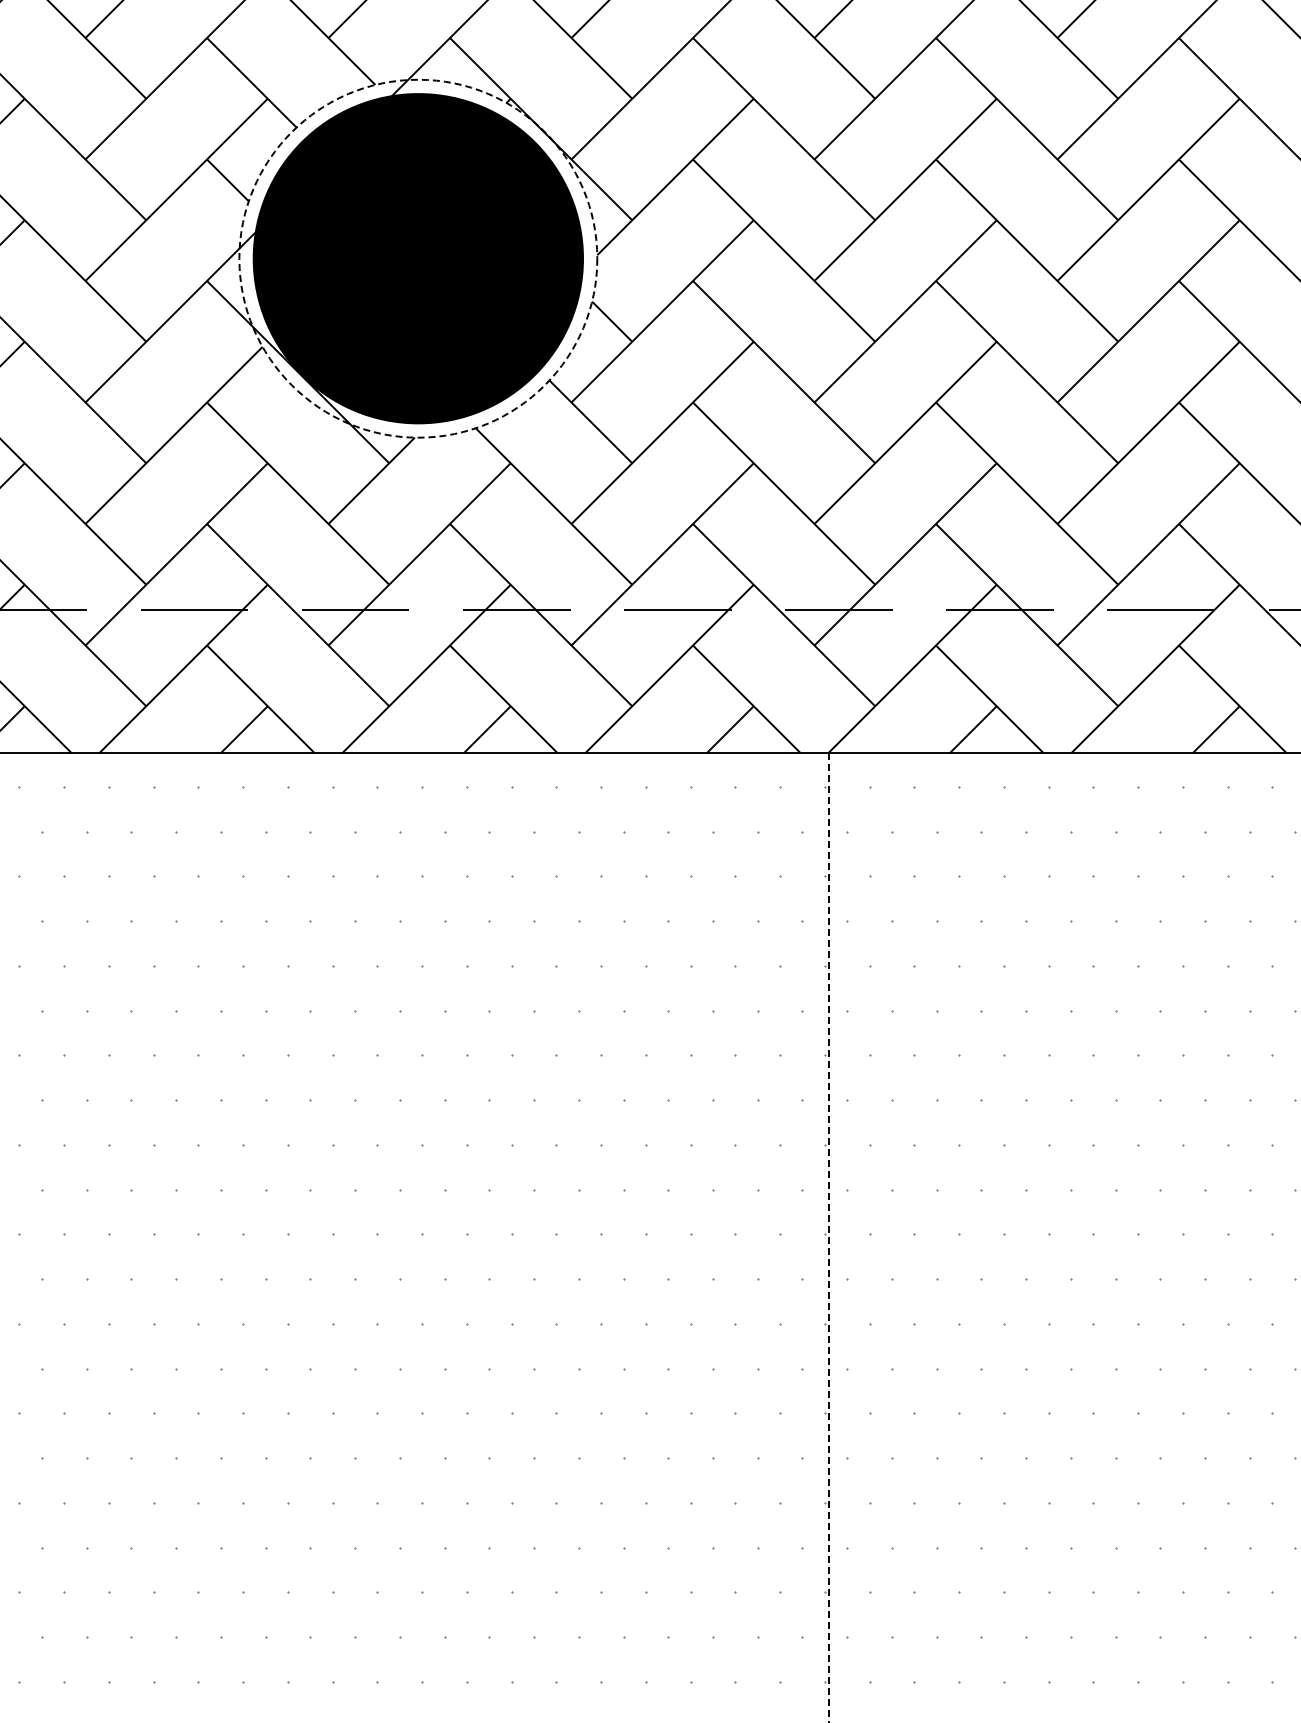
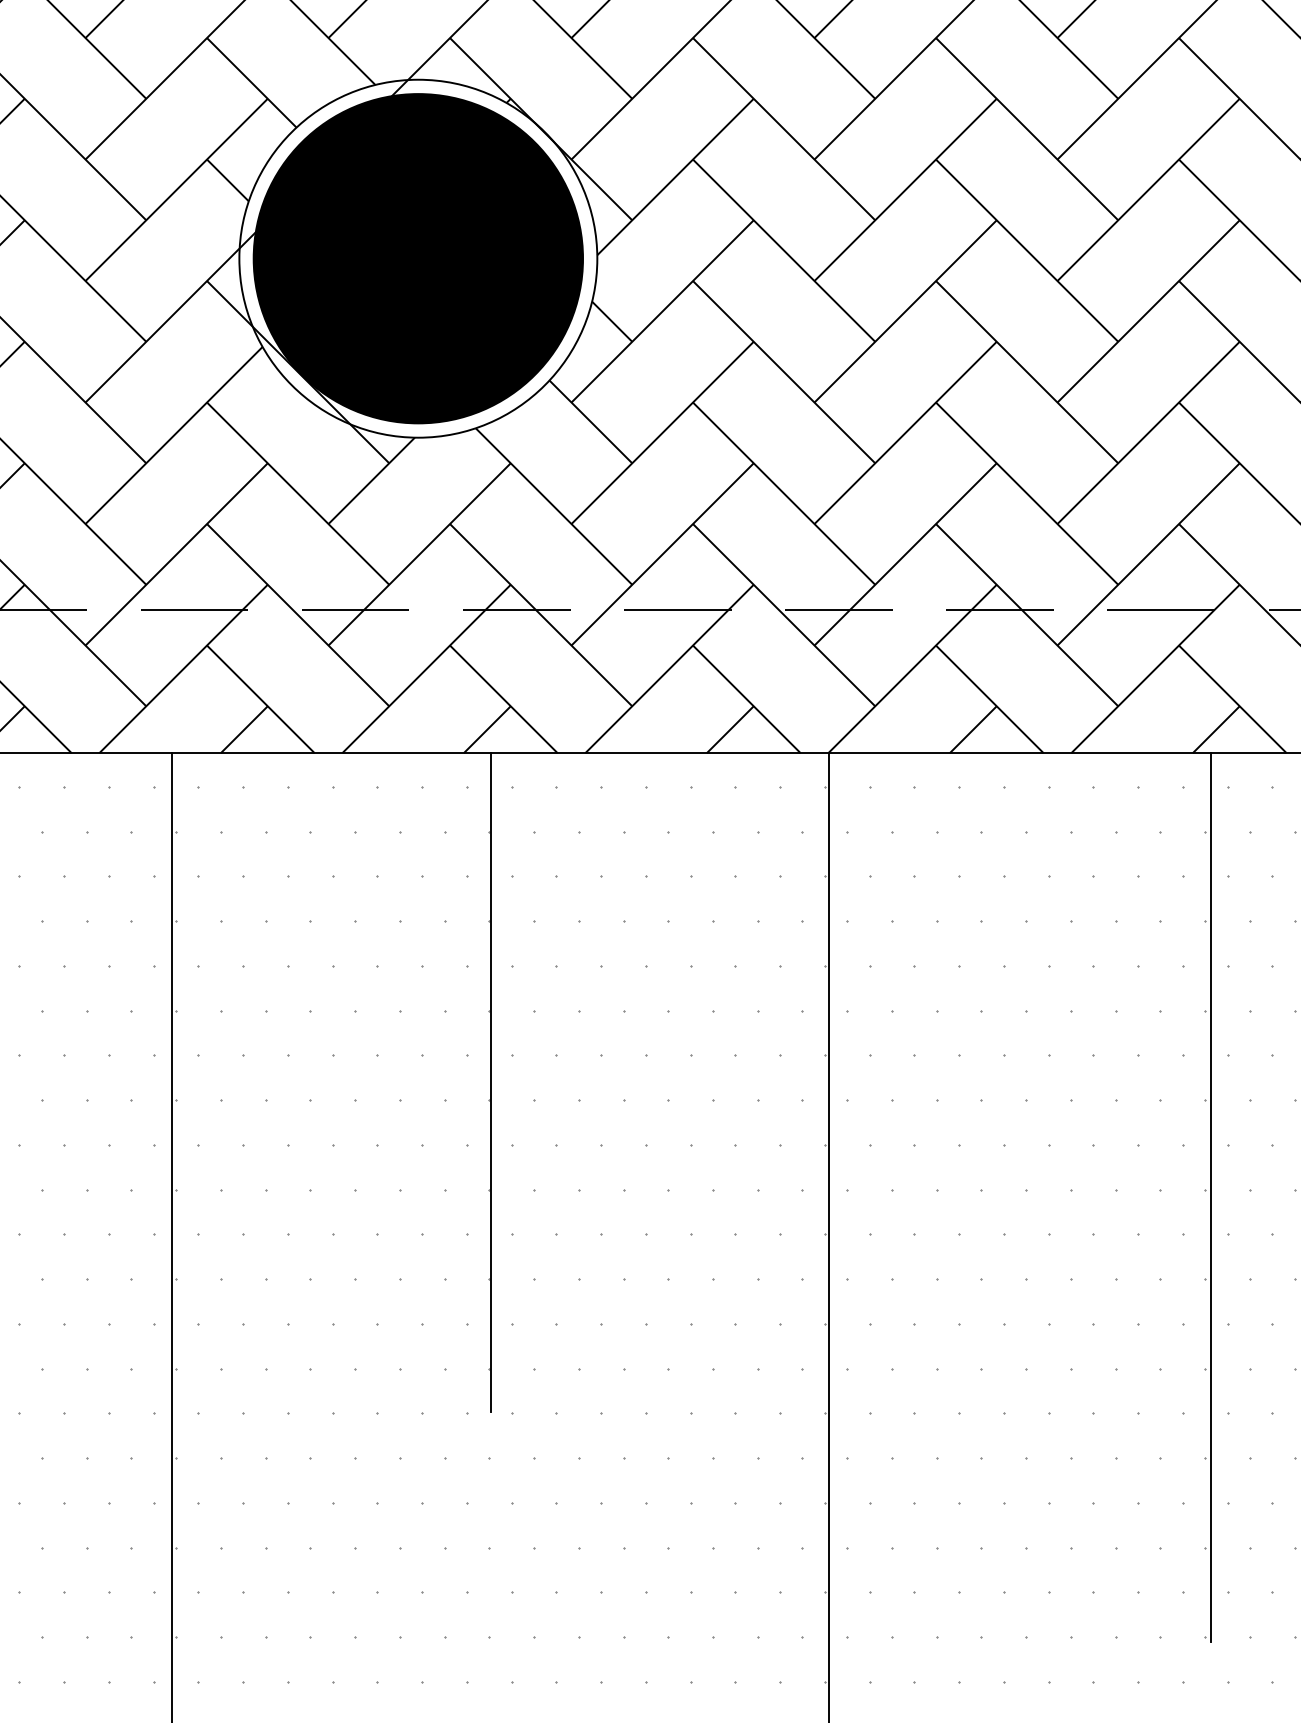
circle: dashed -> solid (418, 258)
line: none -> present (490, 1082)
line: none -> present (1211, 1197)
line: none -> present (171, 1236)
line: dashed -> solid (828, 1238)
